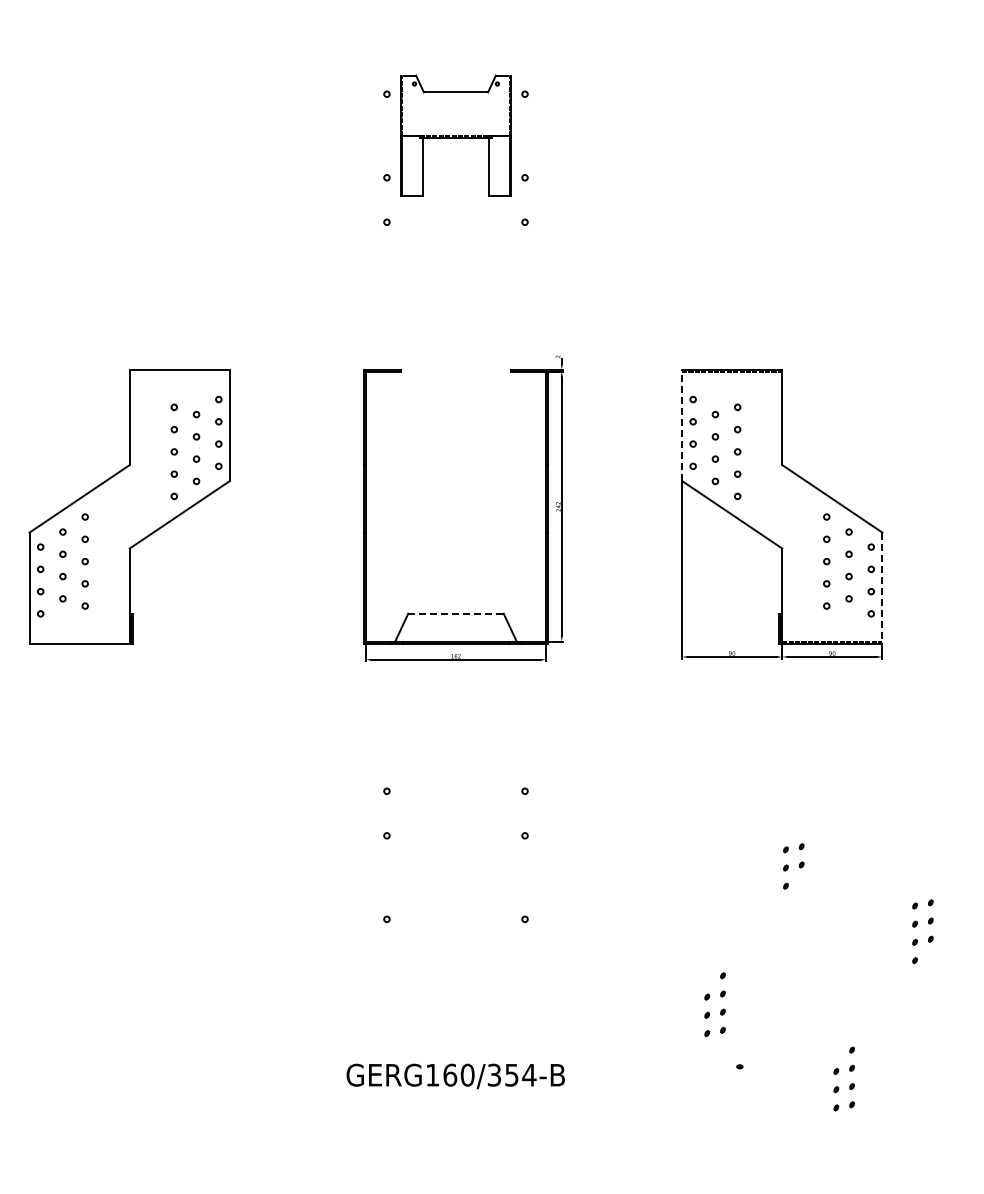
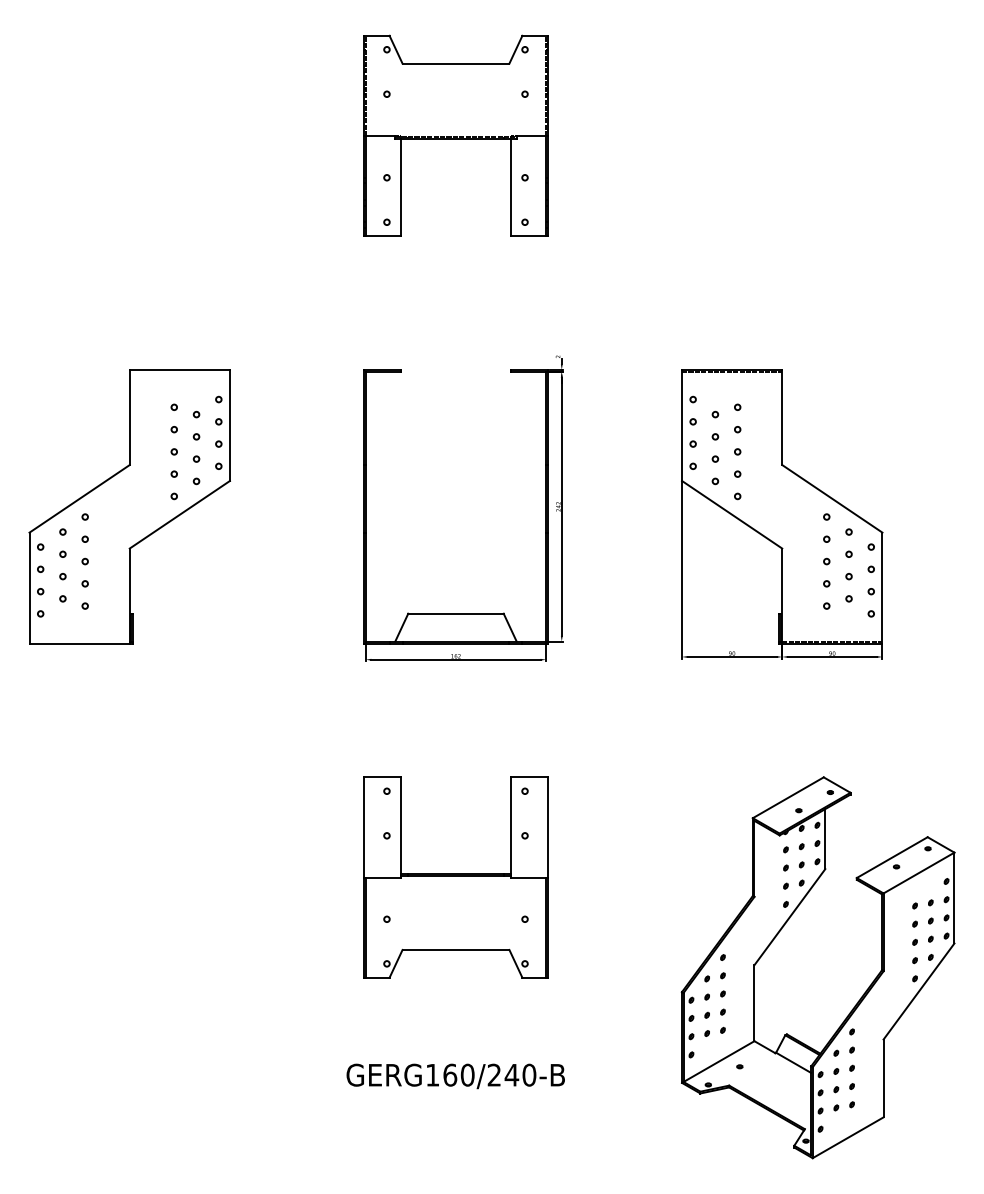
part size: 112x123 px -> 186x203 px (455, 135)
line: dashed -> solid (682, 425)
line: dashed -> solid (882, 588)
line: dashed -> solid (455, 613)
part: none -> present (455, 877)
part: none -> present (776, 937)
text: GERG160/354-B -> GERG160/240-B (511, 1074)
